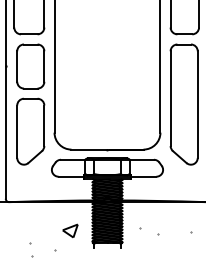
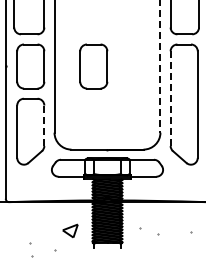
part: none -> present (93, 66)
line: solid -> dashed (160, 66)
line: solid -> dashed (170, 98)
line: solid -> dashed (44, 125)
